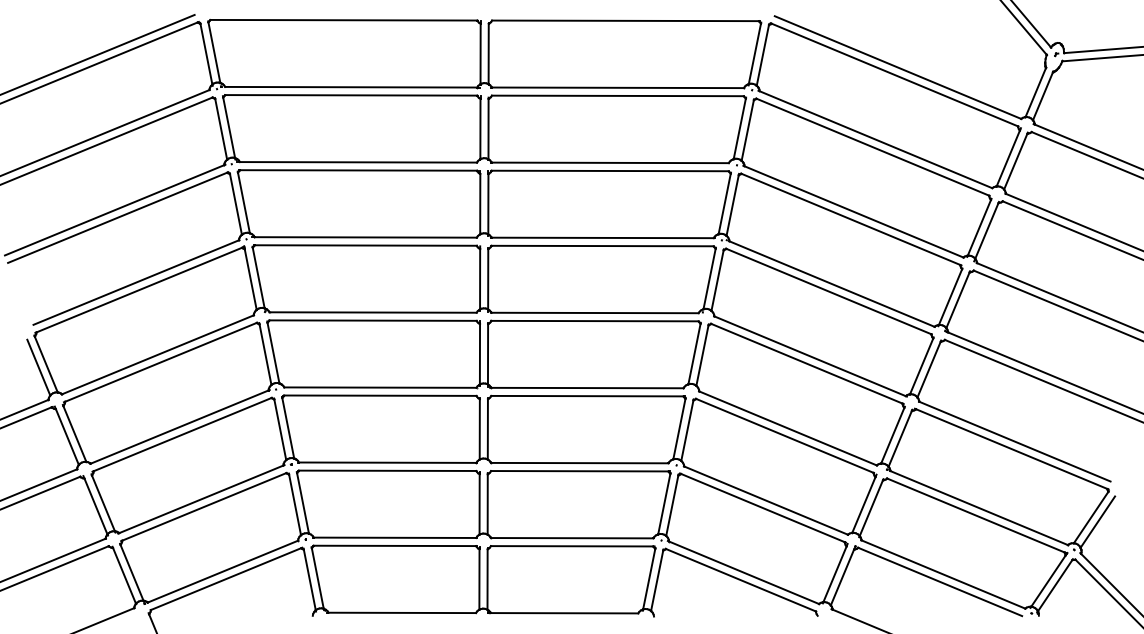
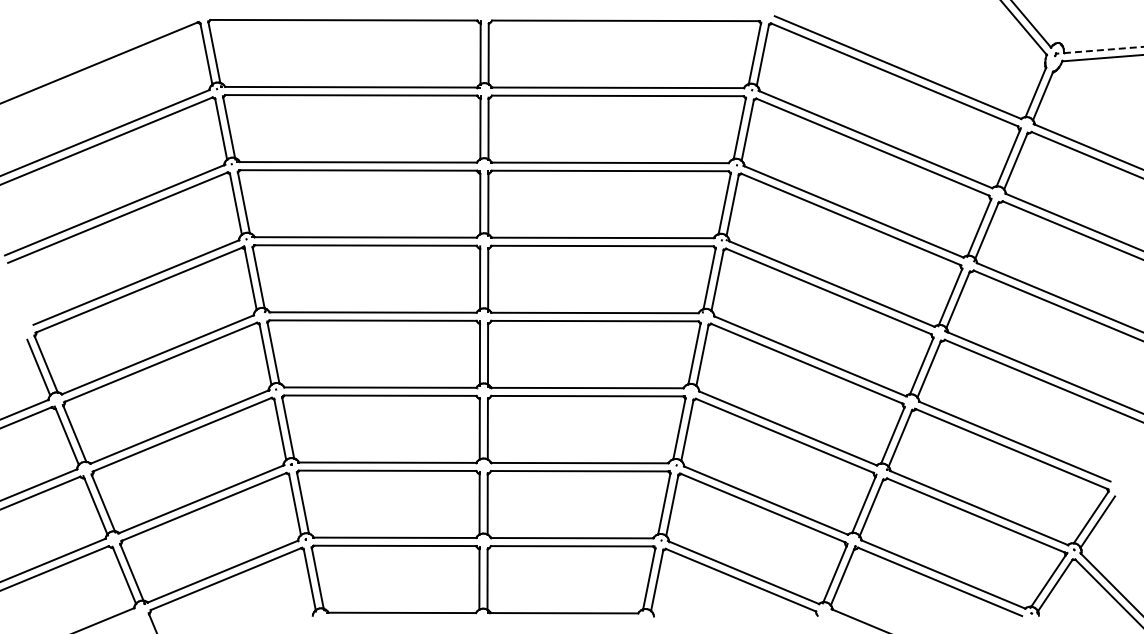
line: solid -> dashed (1103, 50)
line: present -> none (98, 54)
